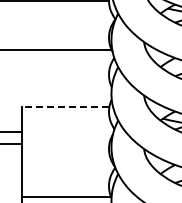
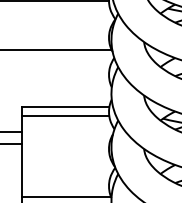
line: dashed -> solid (65, 107)
line: none -> present (65, 115)
